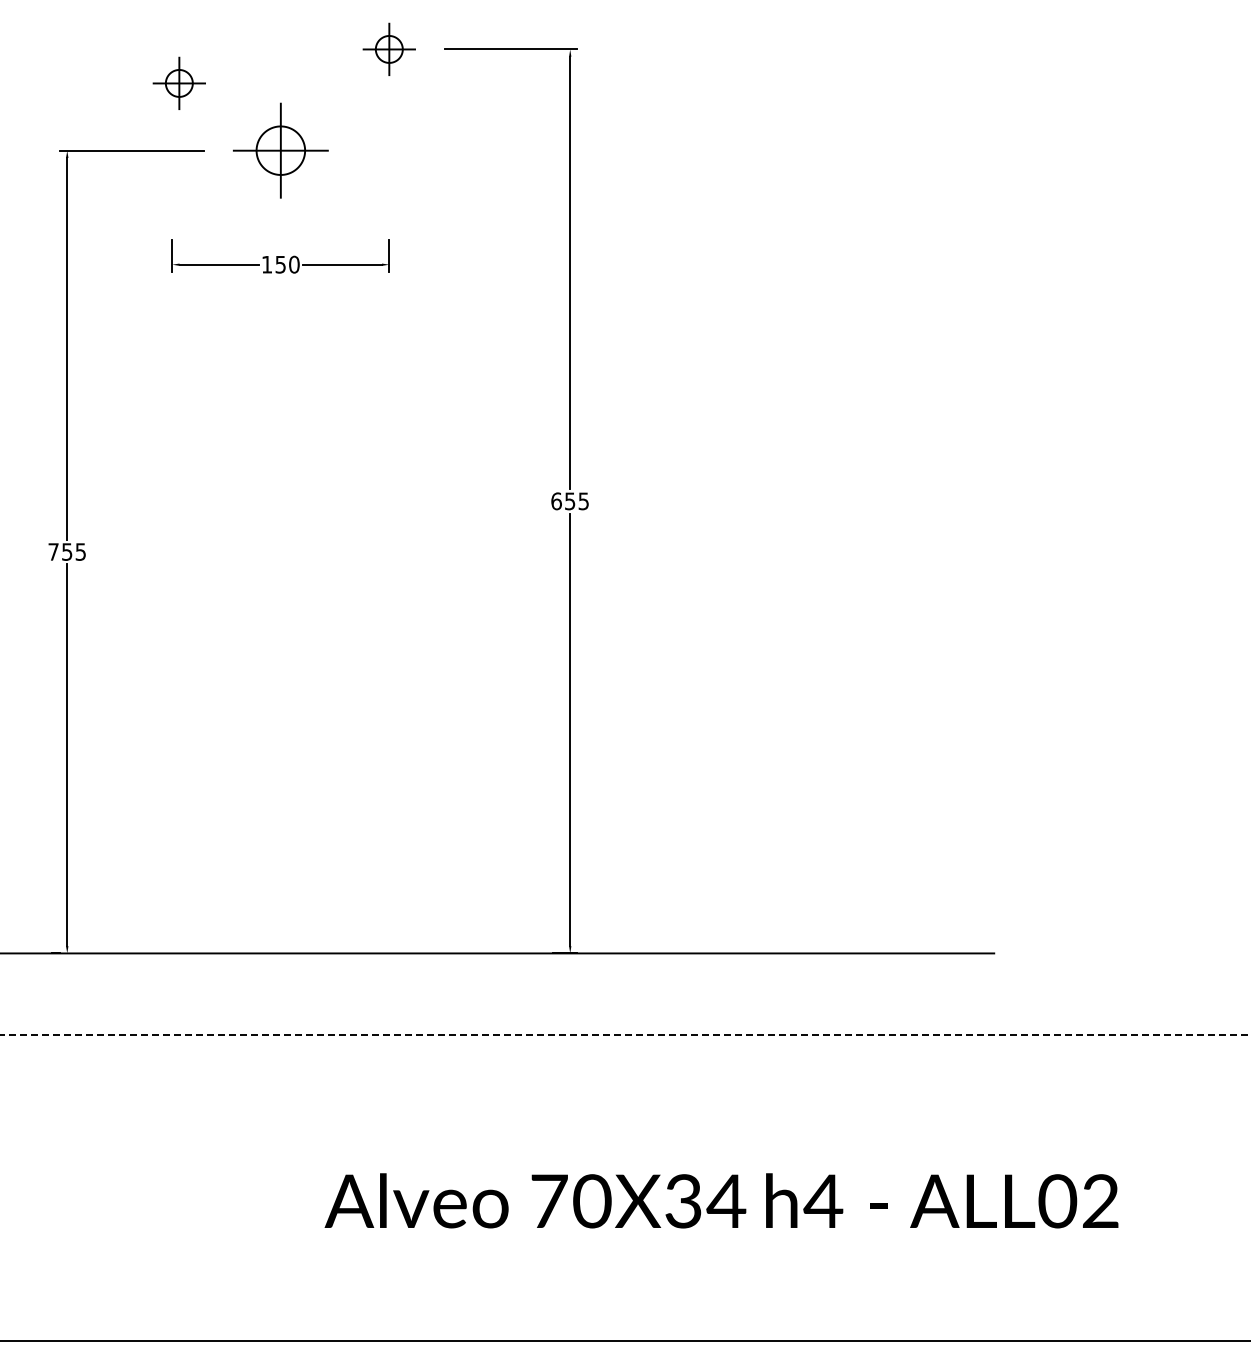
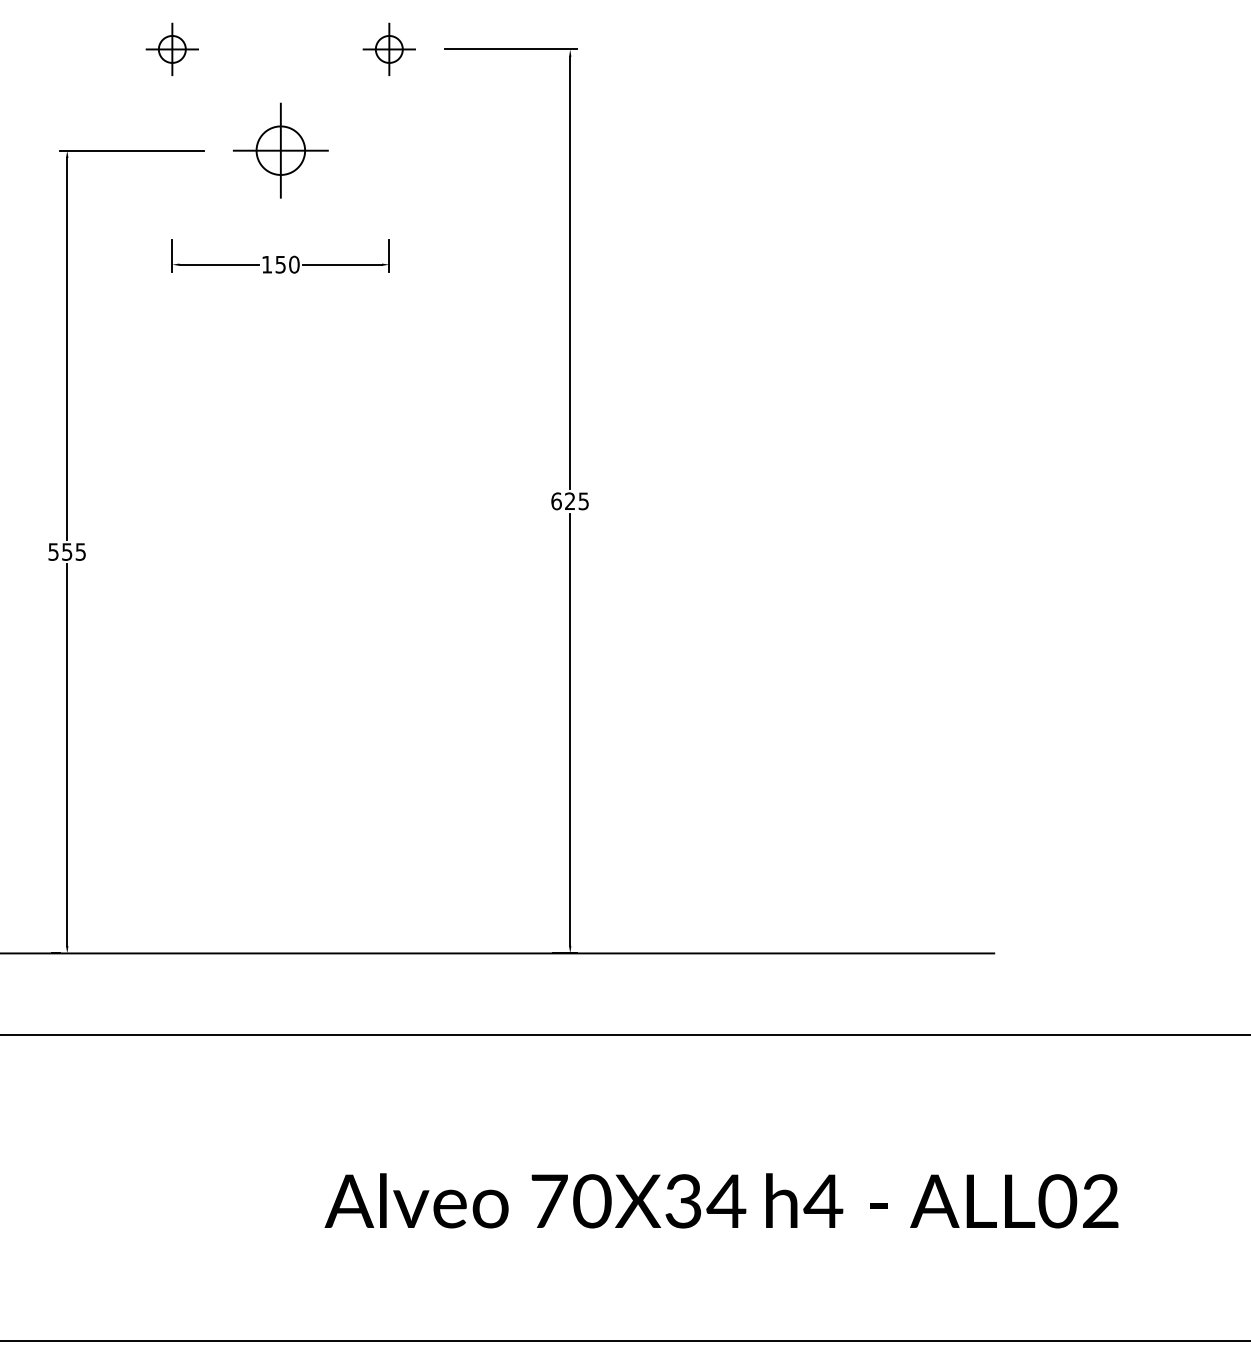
part position: (178, 82) -> (171, 48) (171, 48)
text: 655 -> 625 (570, 501)
text: 755 -> 555 (53, 551)
line: dashed -> solid (625, 1034)
